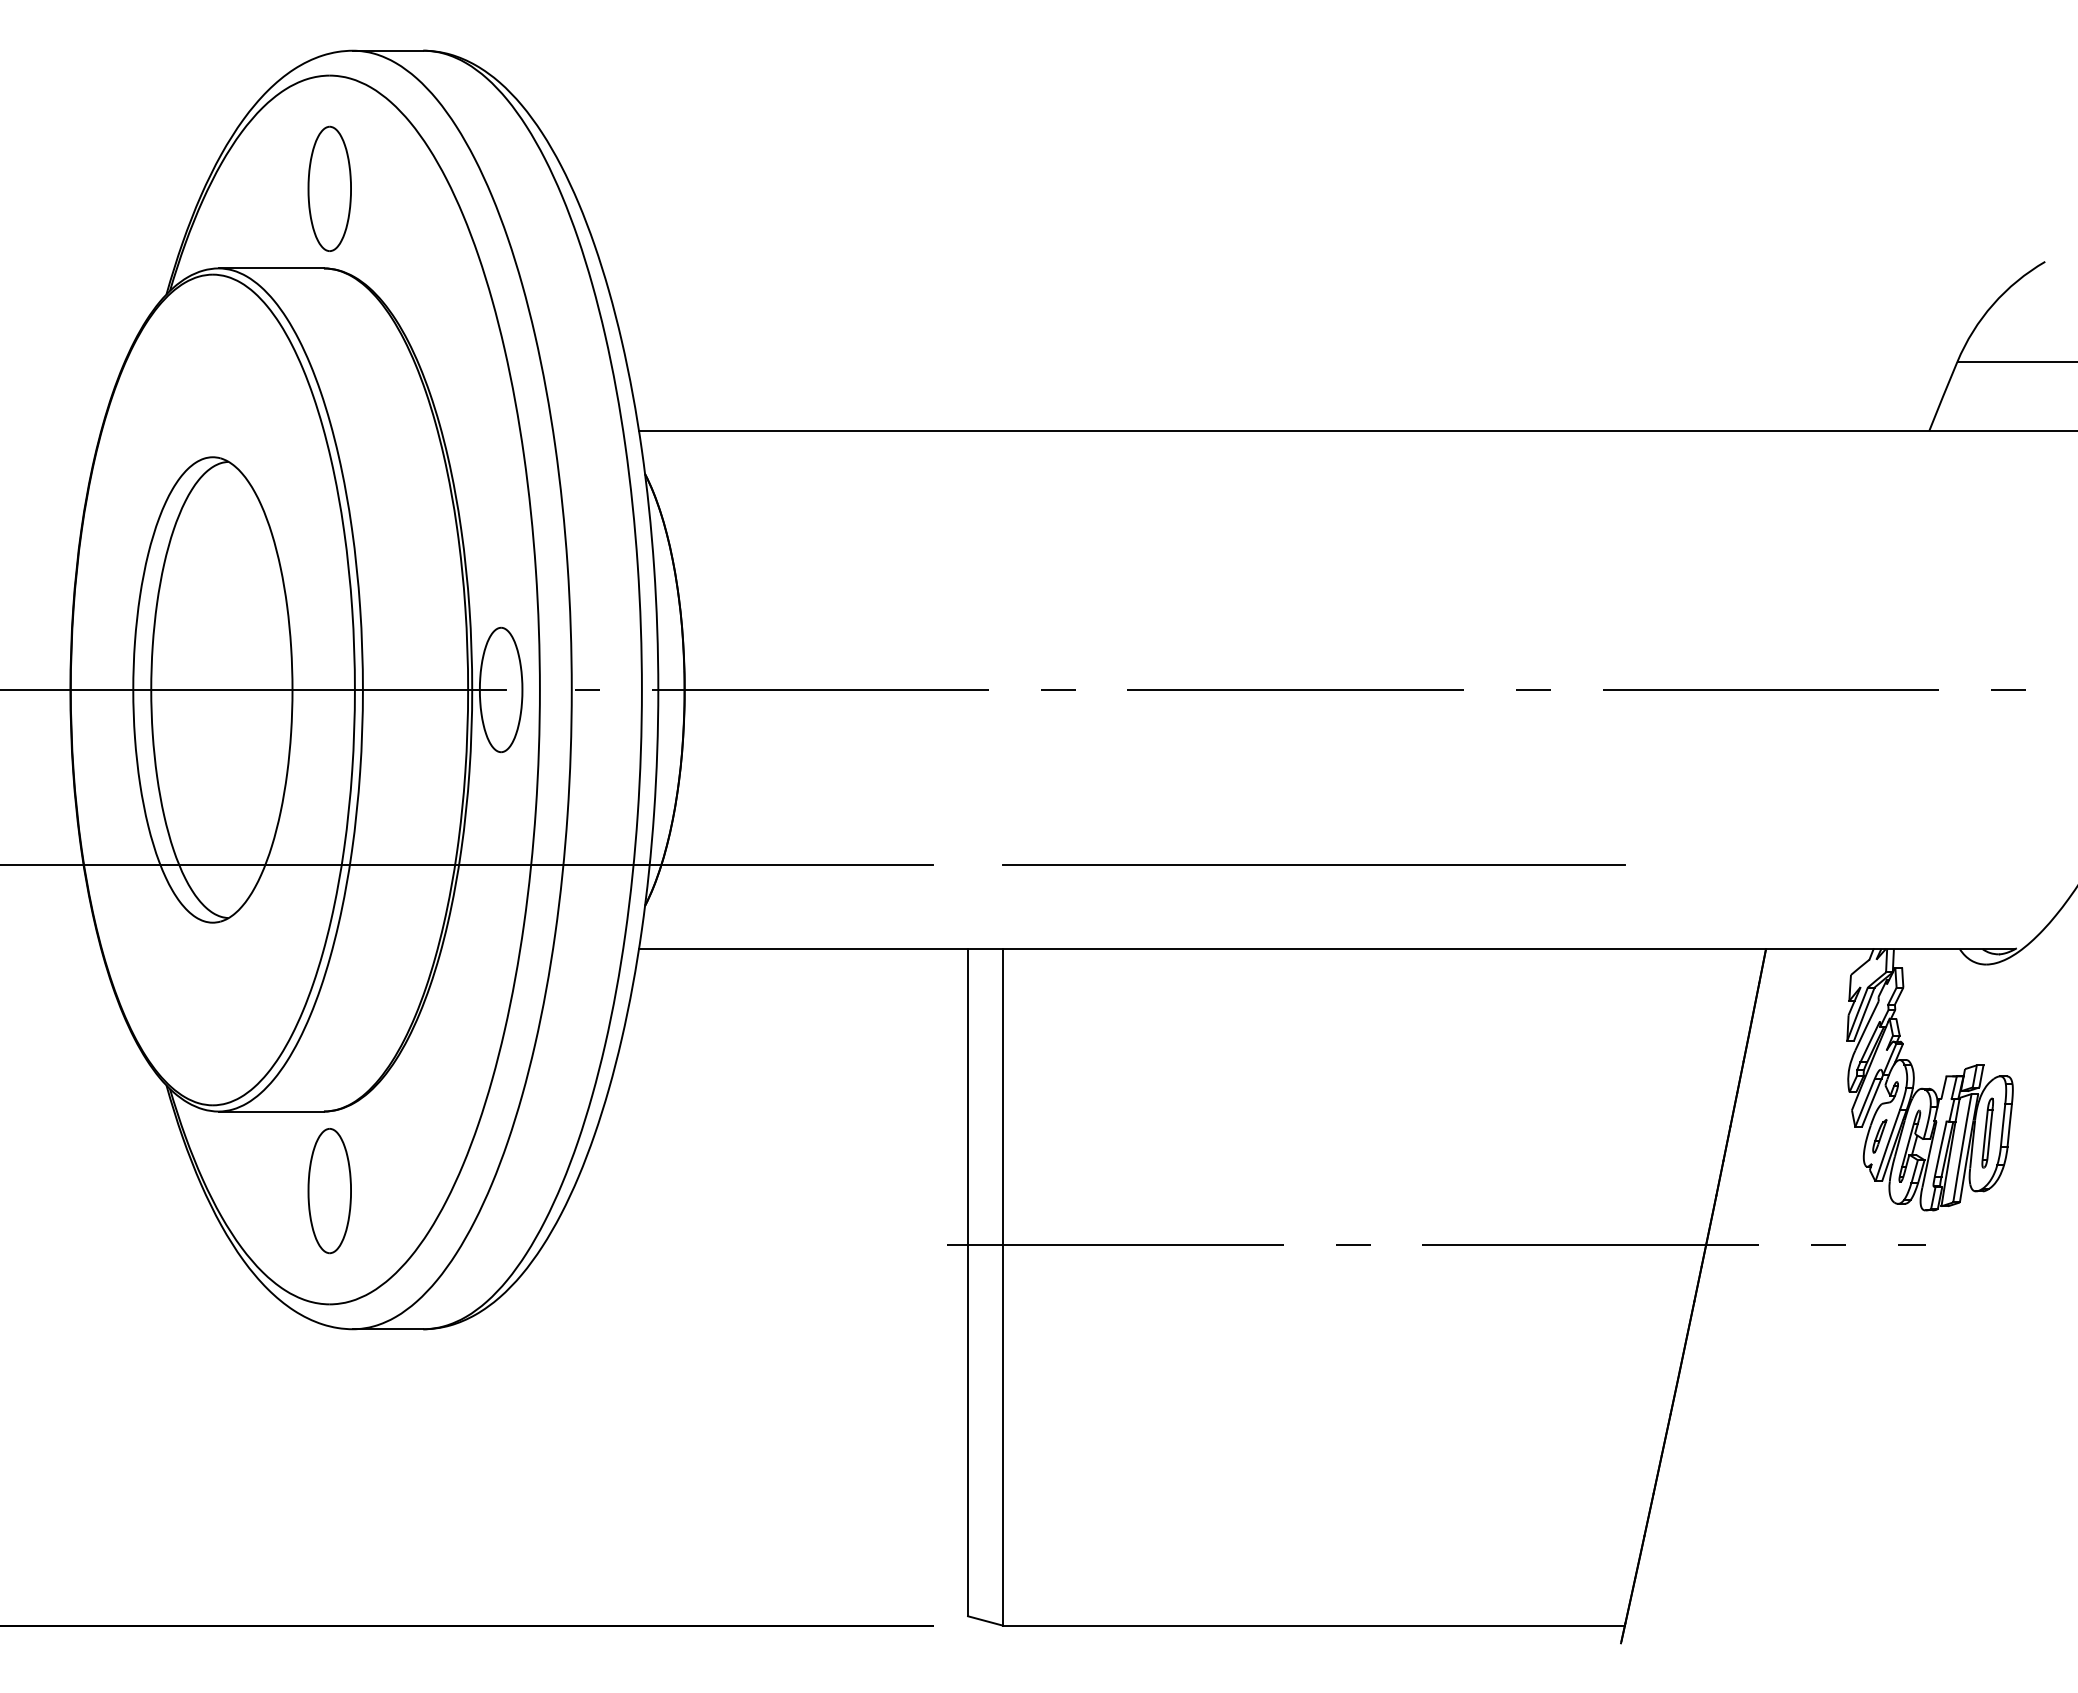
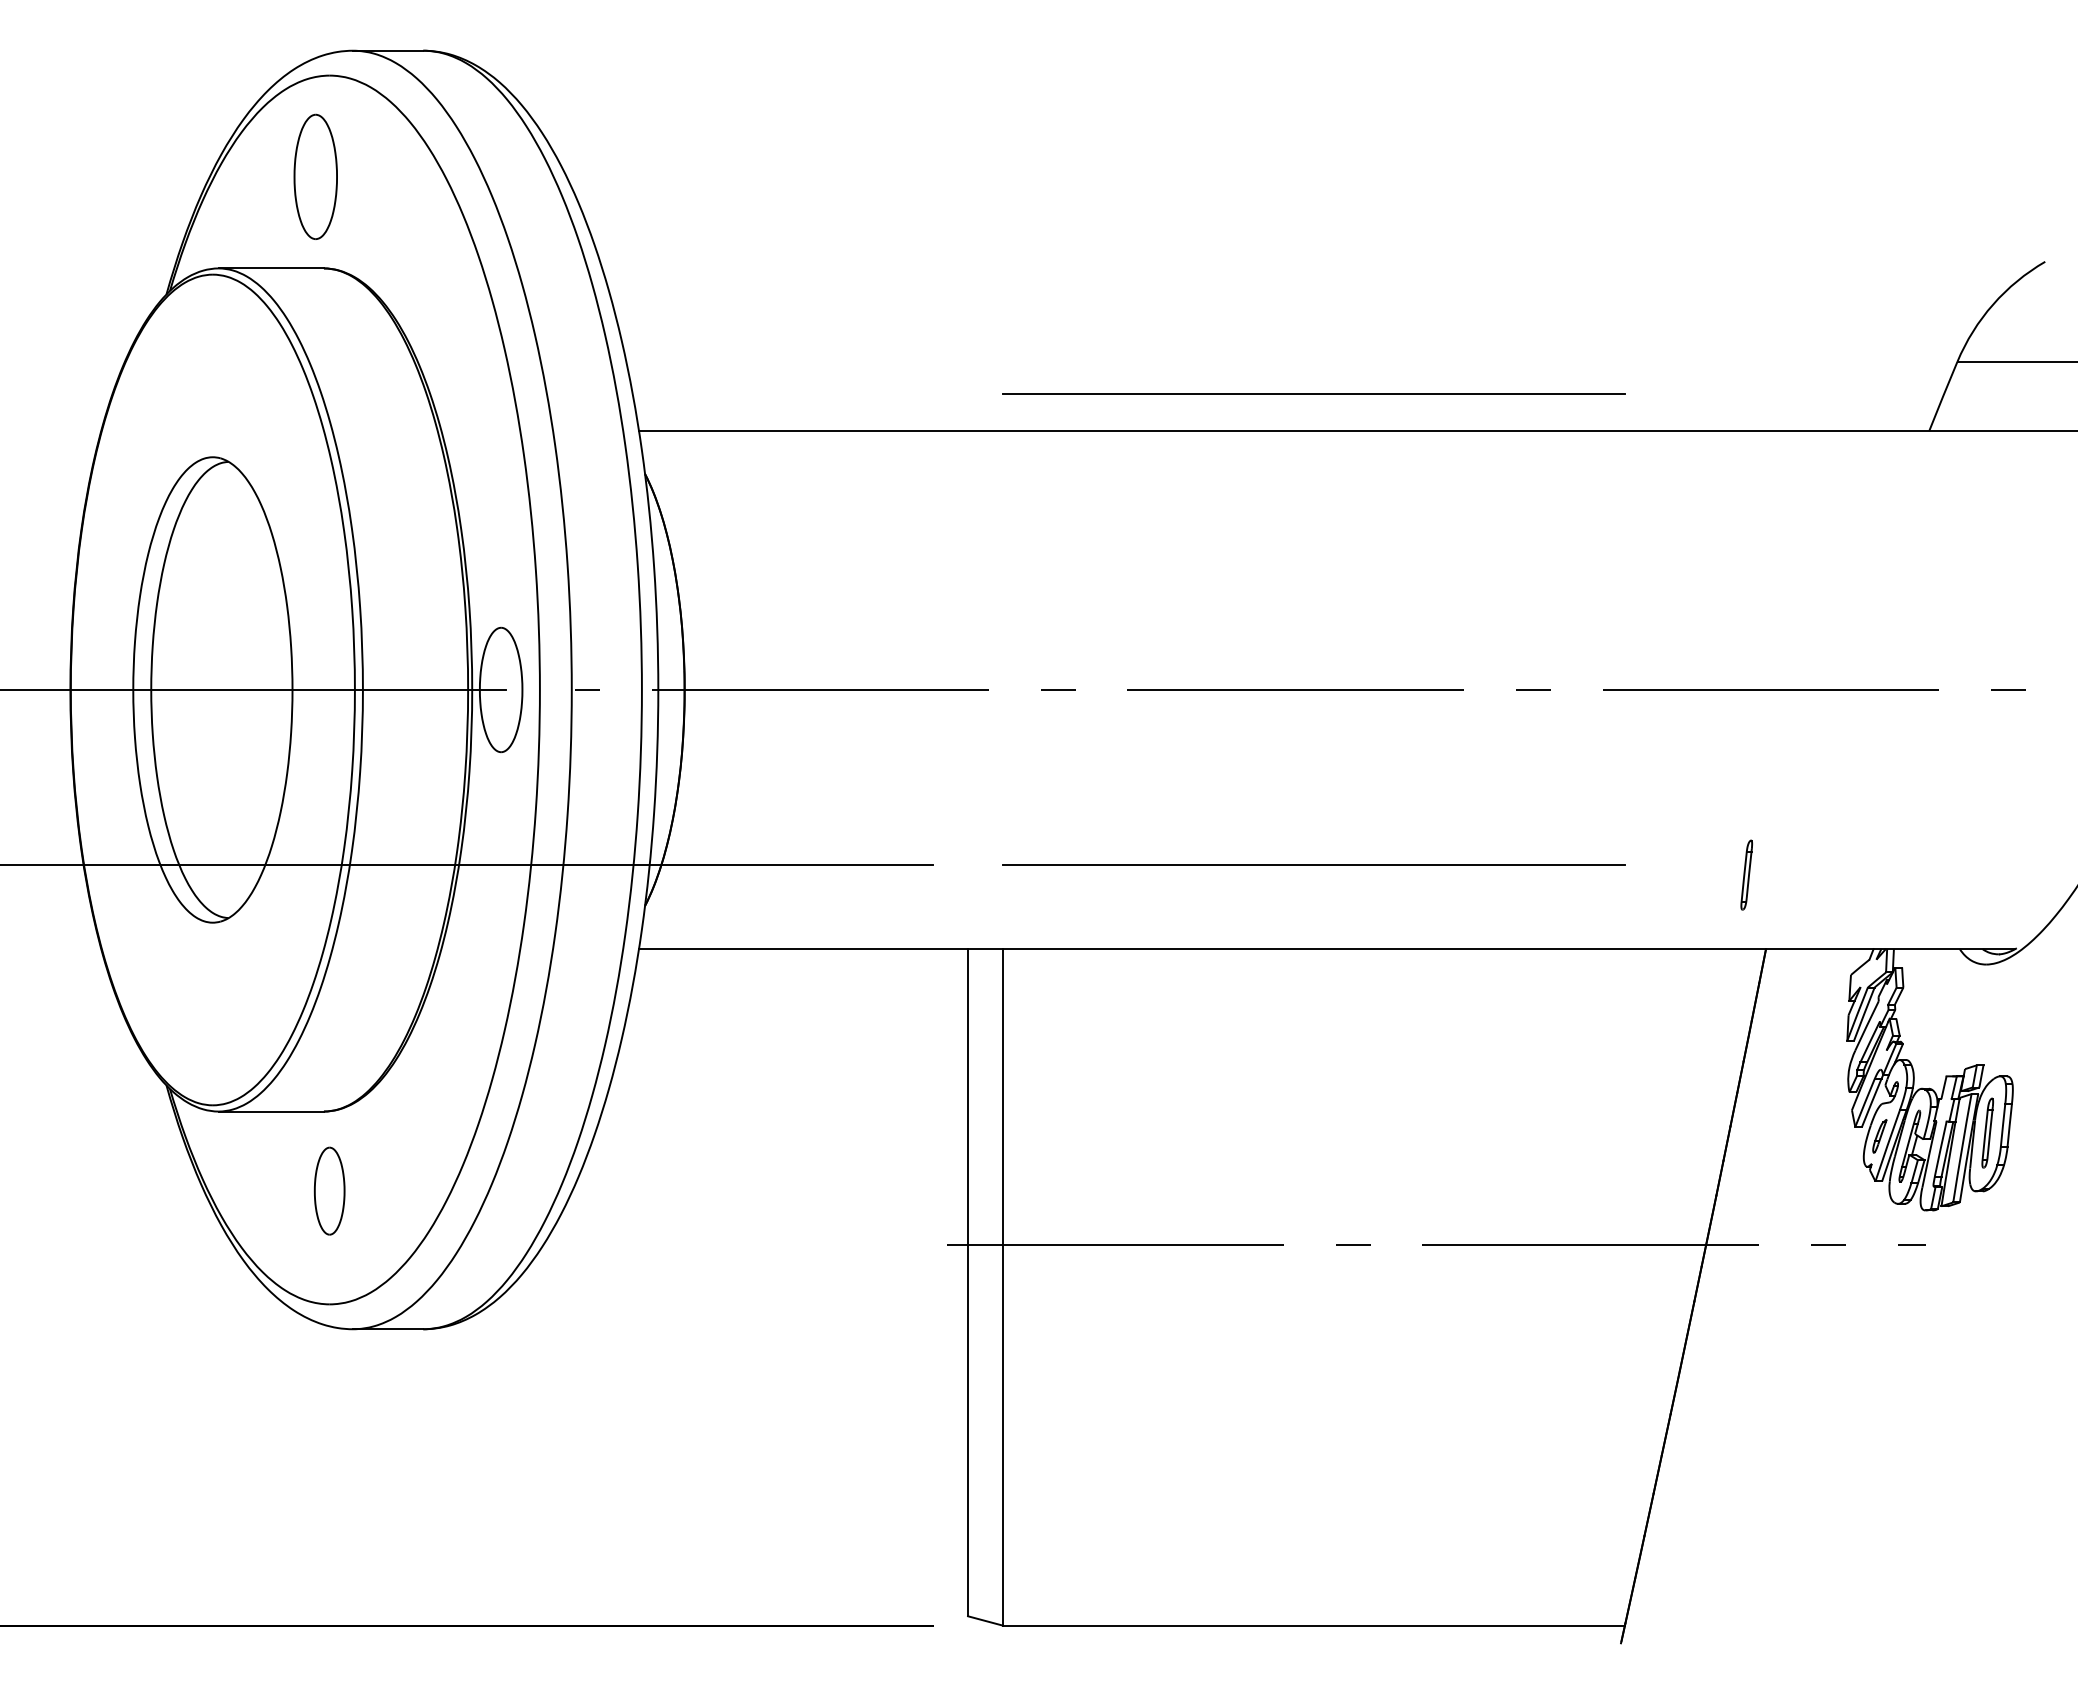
part position: (329, 188) -> (315, 176) (315, 176)
line: none -> present (1313, 393)
part: none -> present (1746, 874)
part size: 45x127 px -> 33x90 px (329, 1190)
